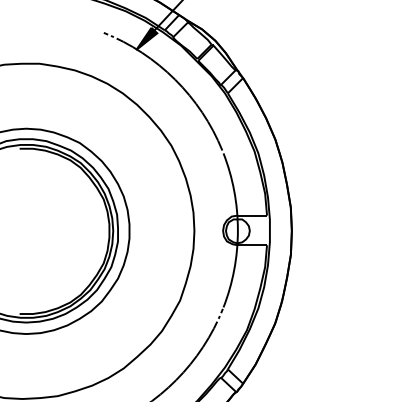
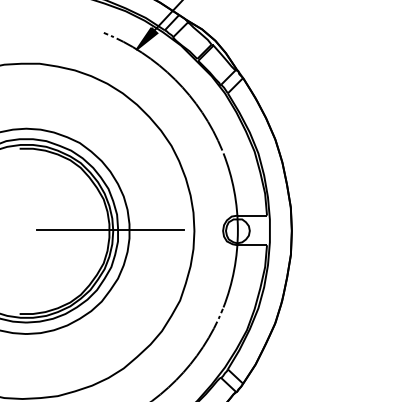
line: none -> present (109, 230)
